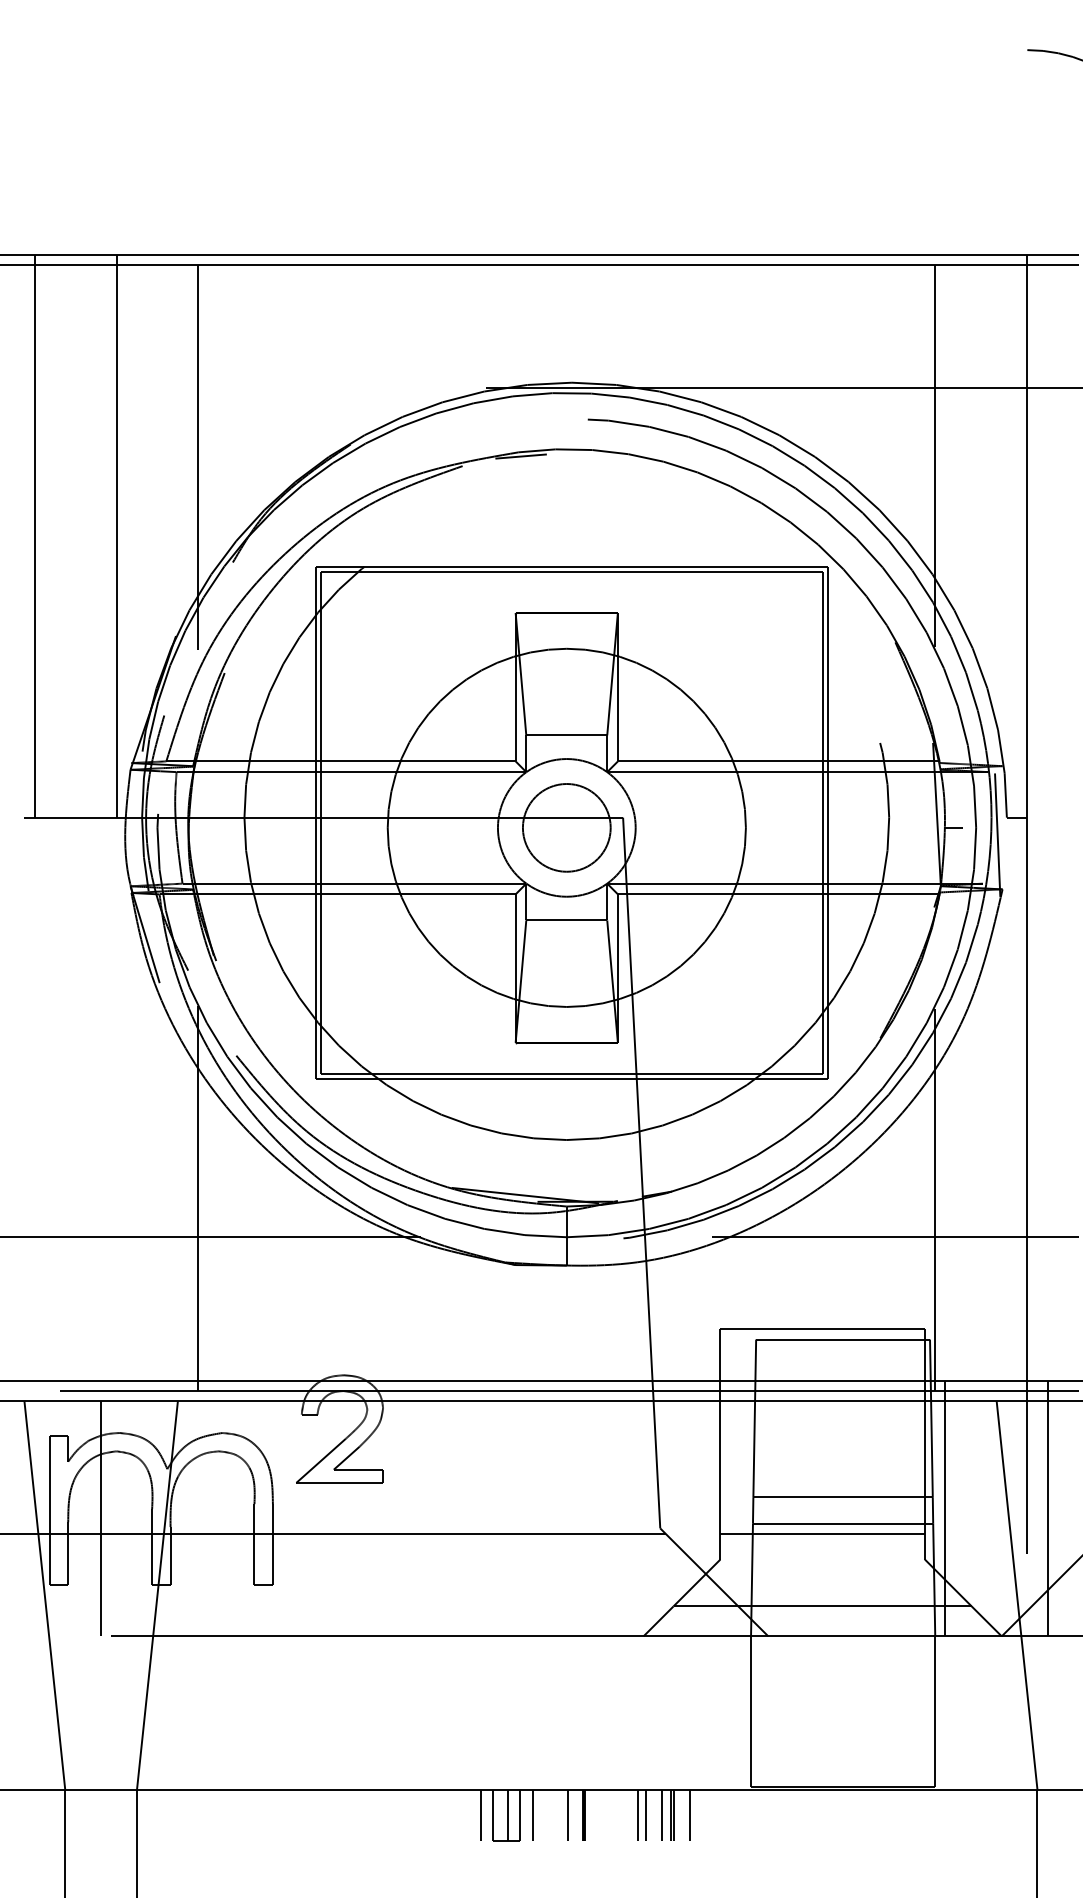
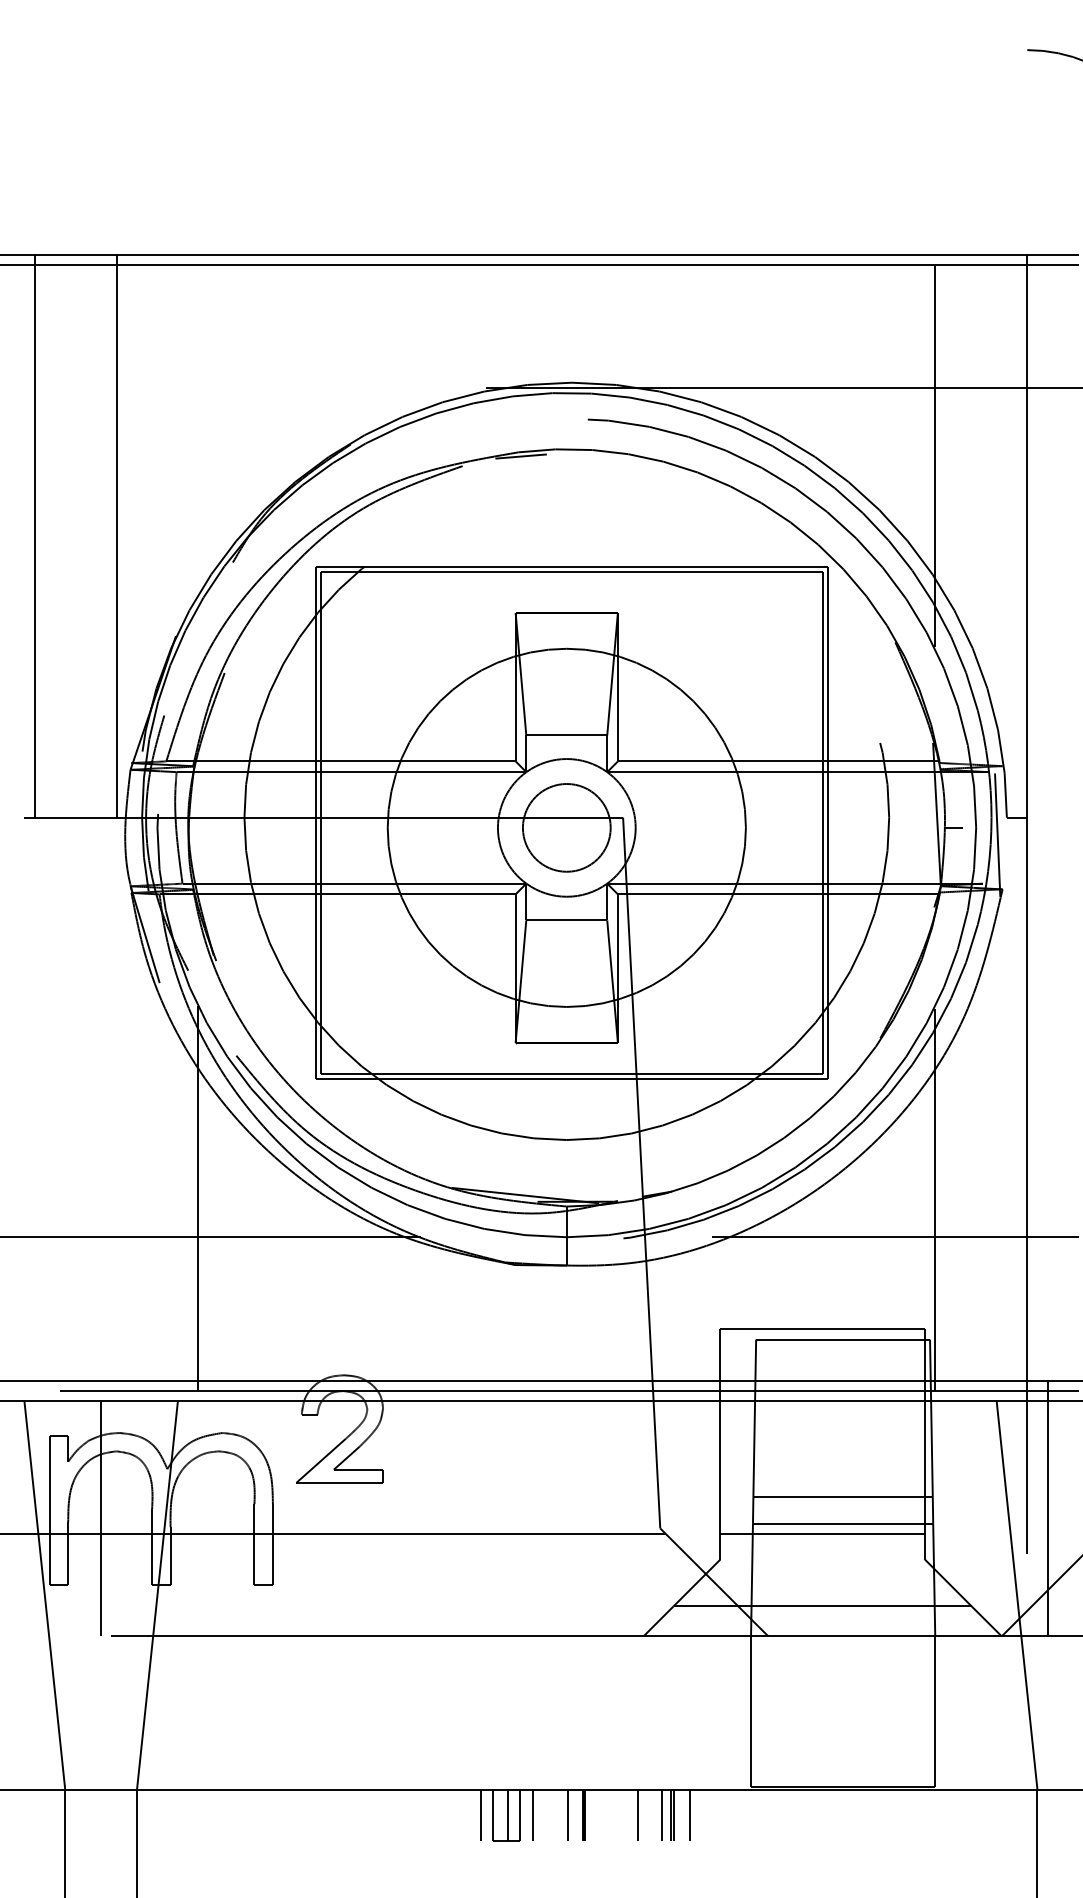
line: present -> none (198, 457)
line: present -> none (945, 1508)
line: present -> none (646, 1815)
